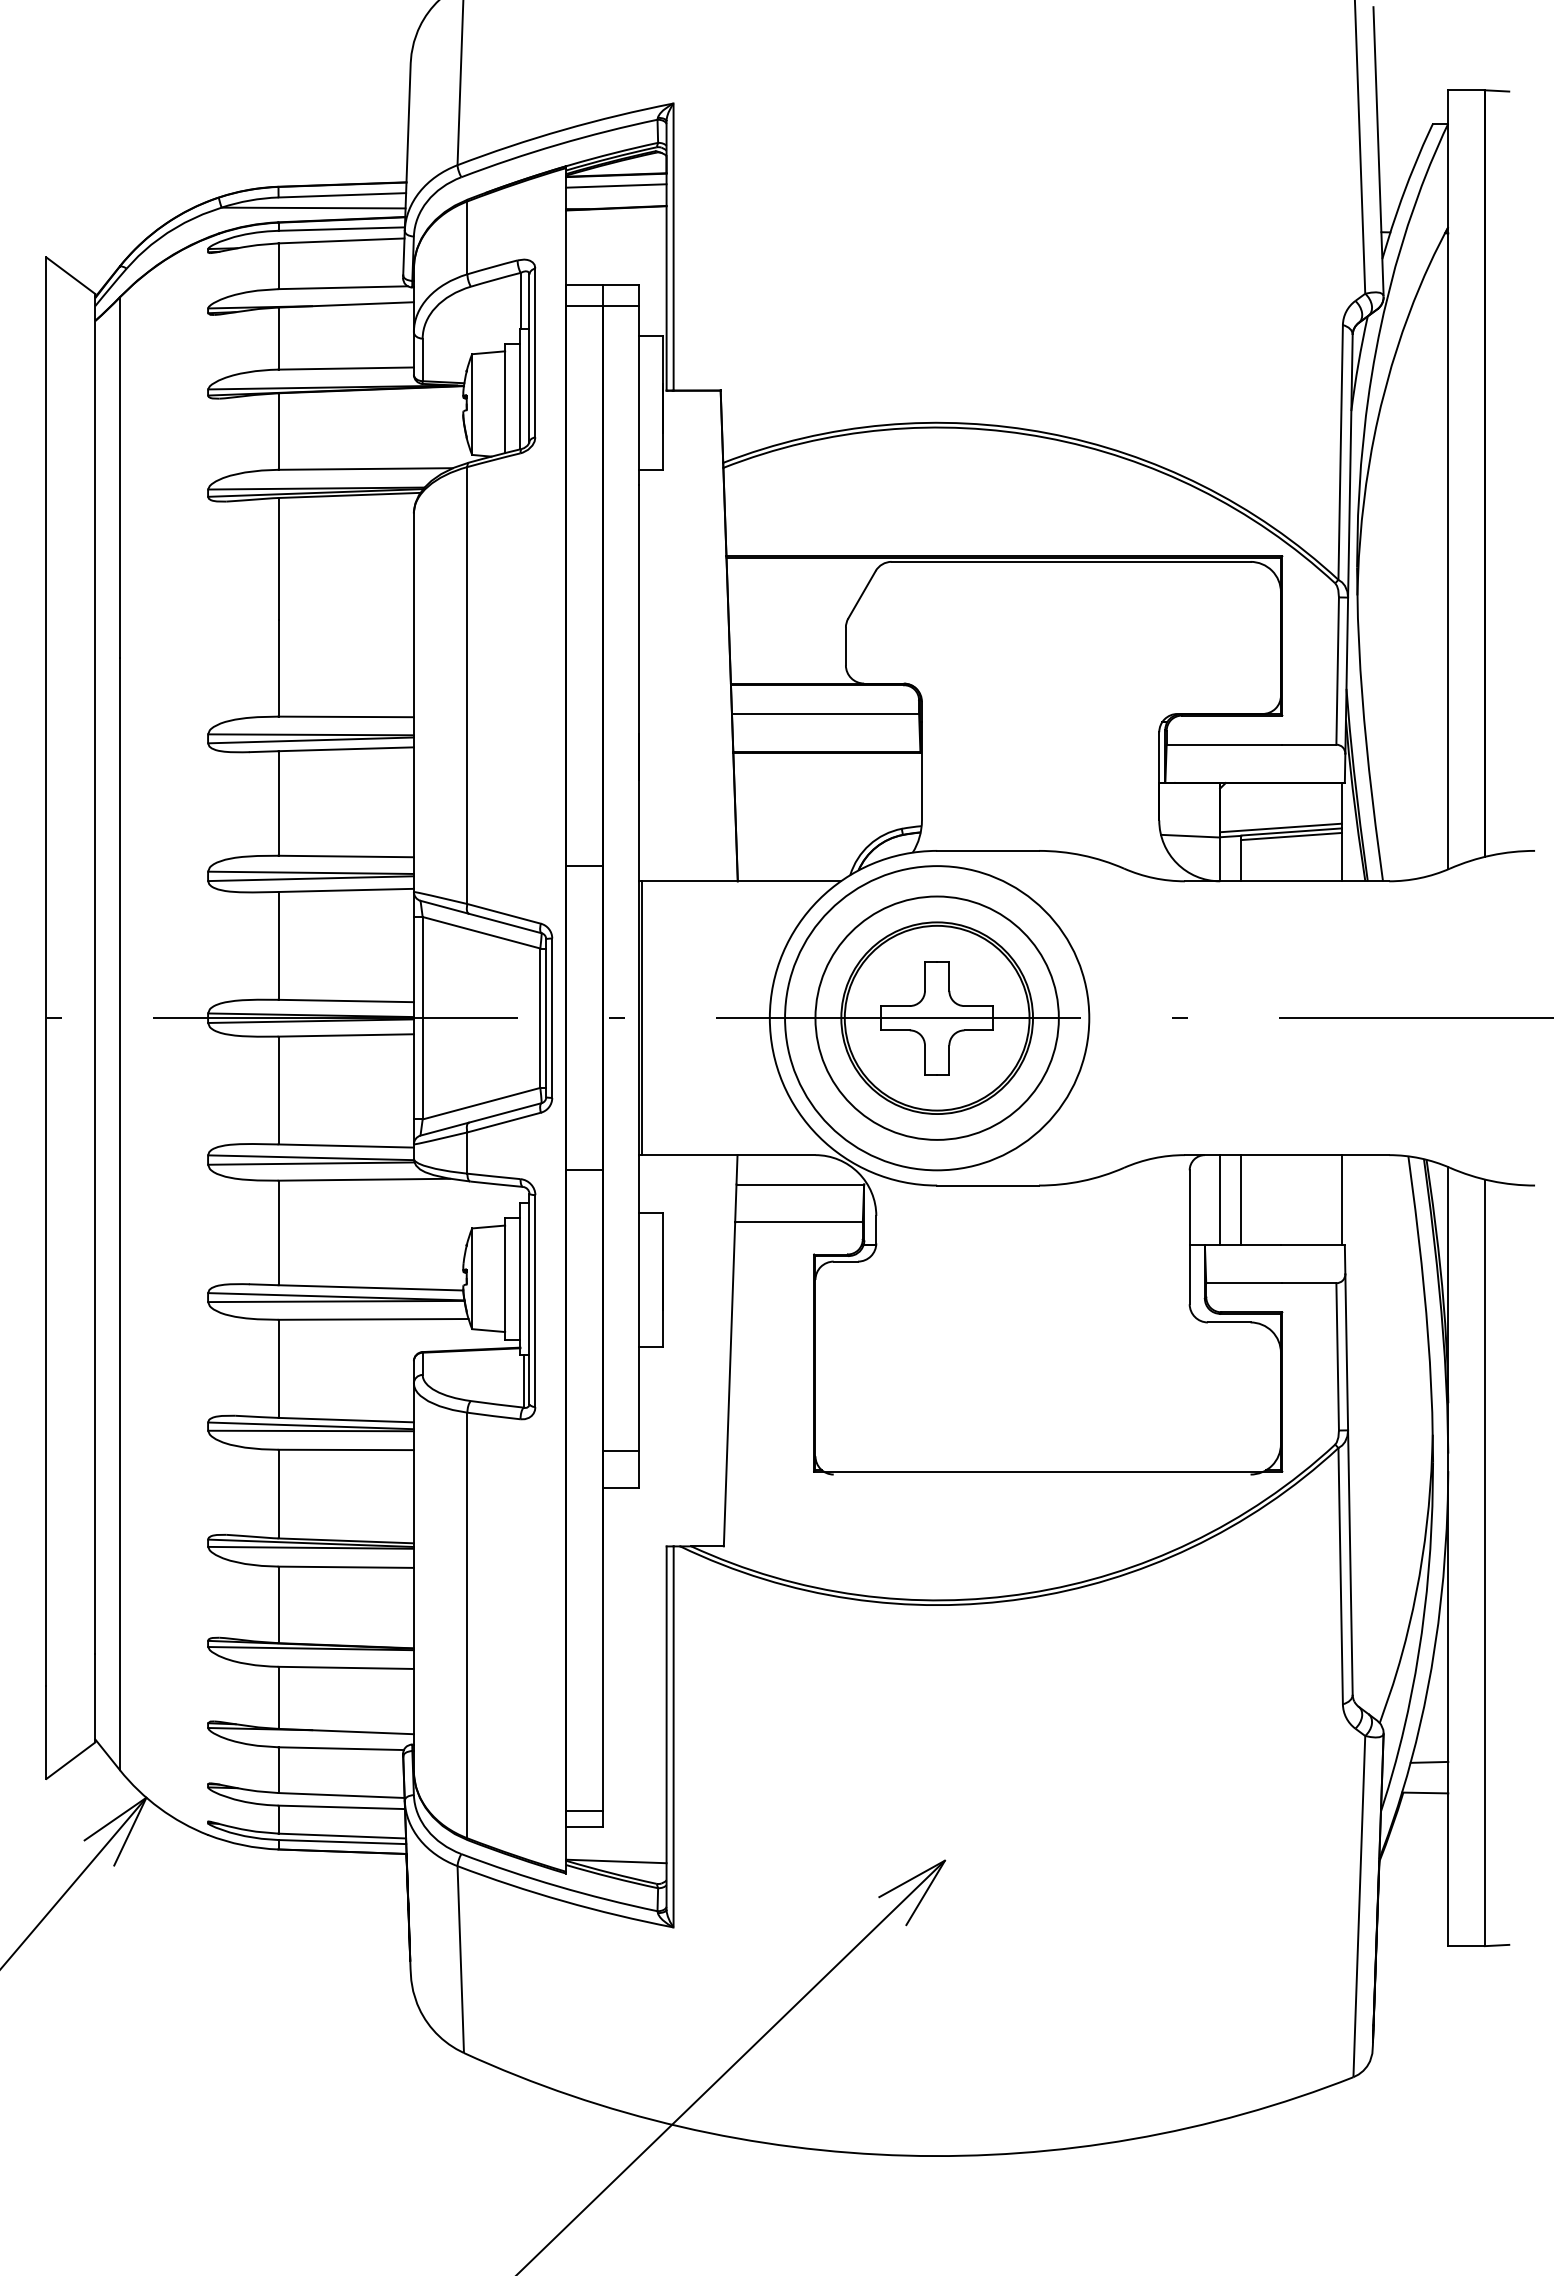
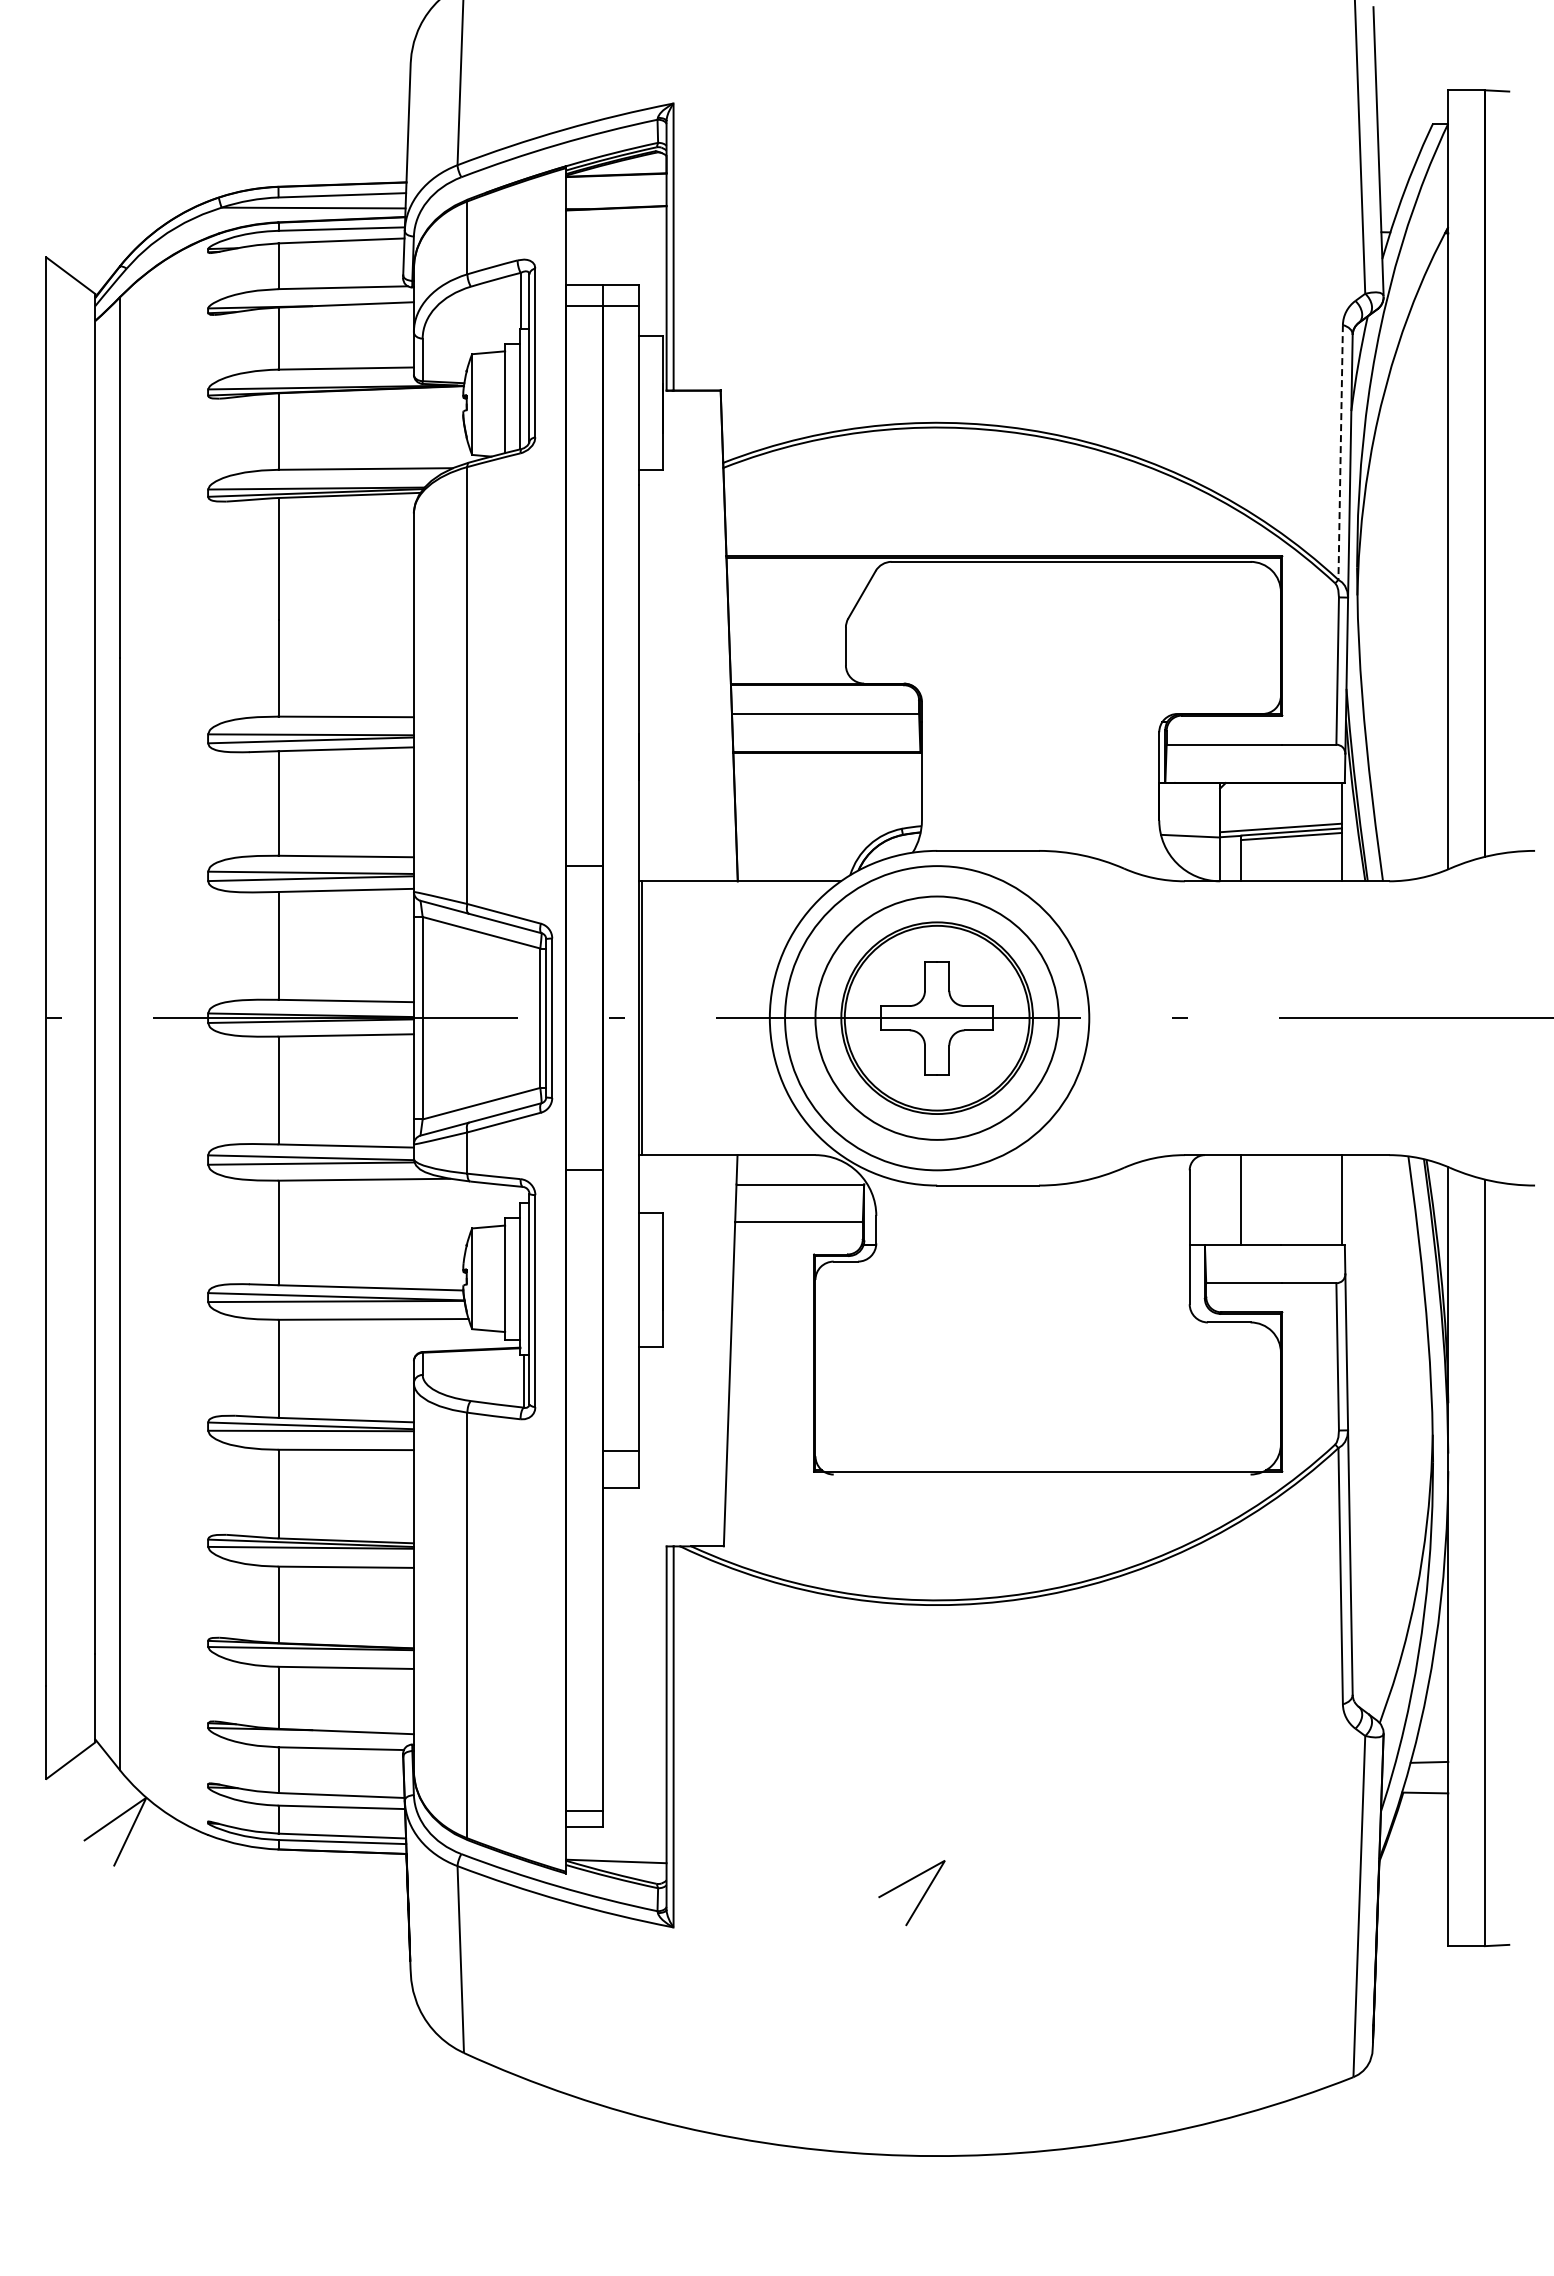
line: present -> none (616, 185)
line: solid -> dashed (1340, 453)
line: present -> none (1220, 1200)
line: present -> none (74, 1881)
line: present -> none (732, 2066)
